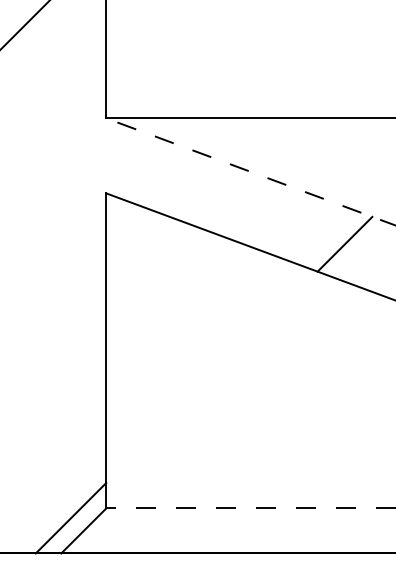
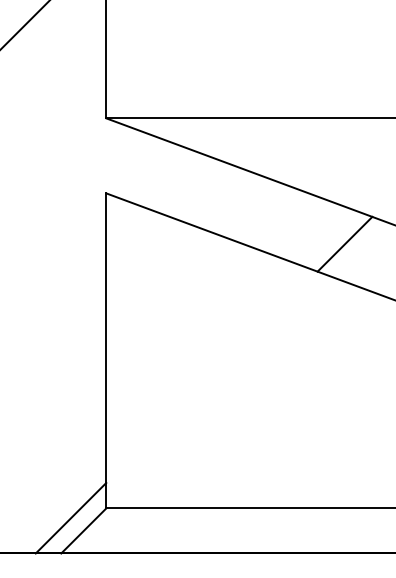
line: dashed -> solid (250, 171)
line: dashed -> solid (250, 508)
